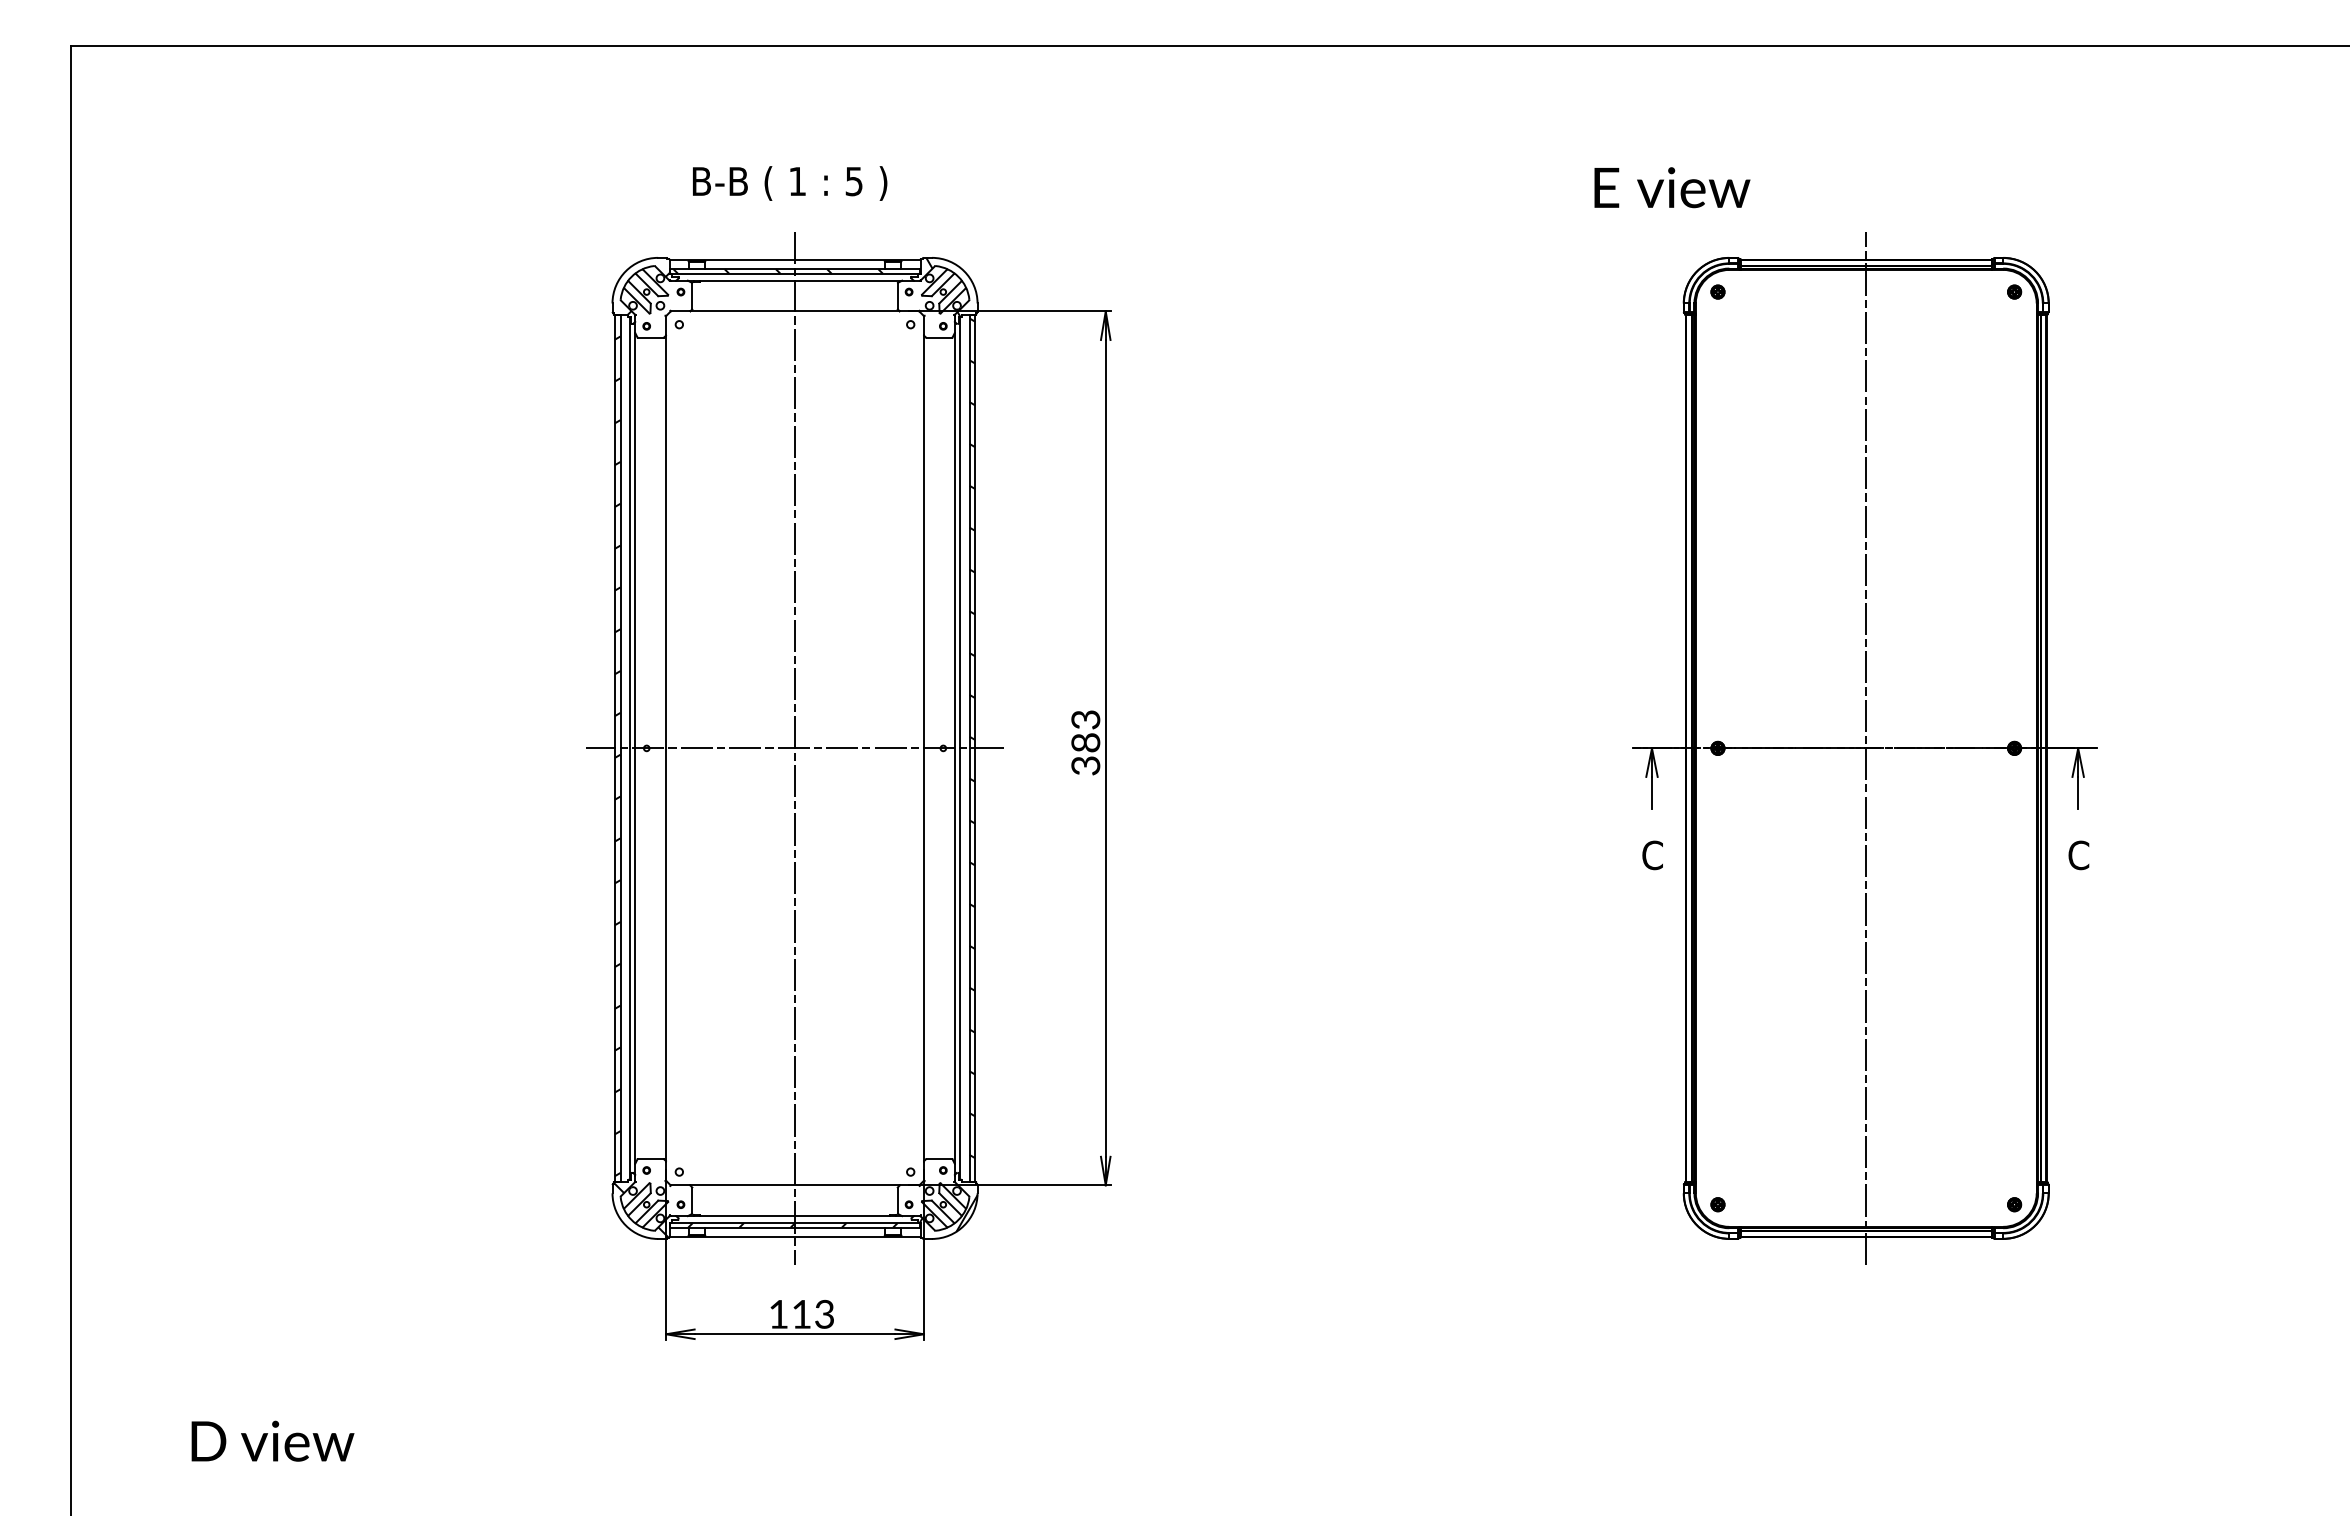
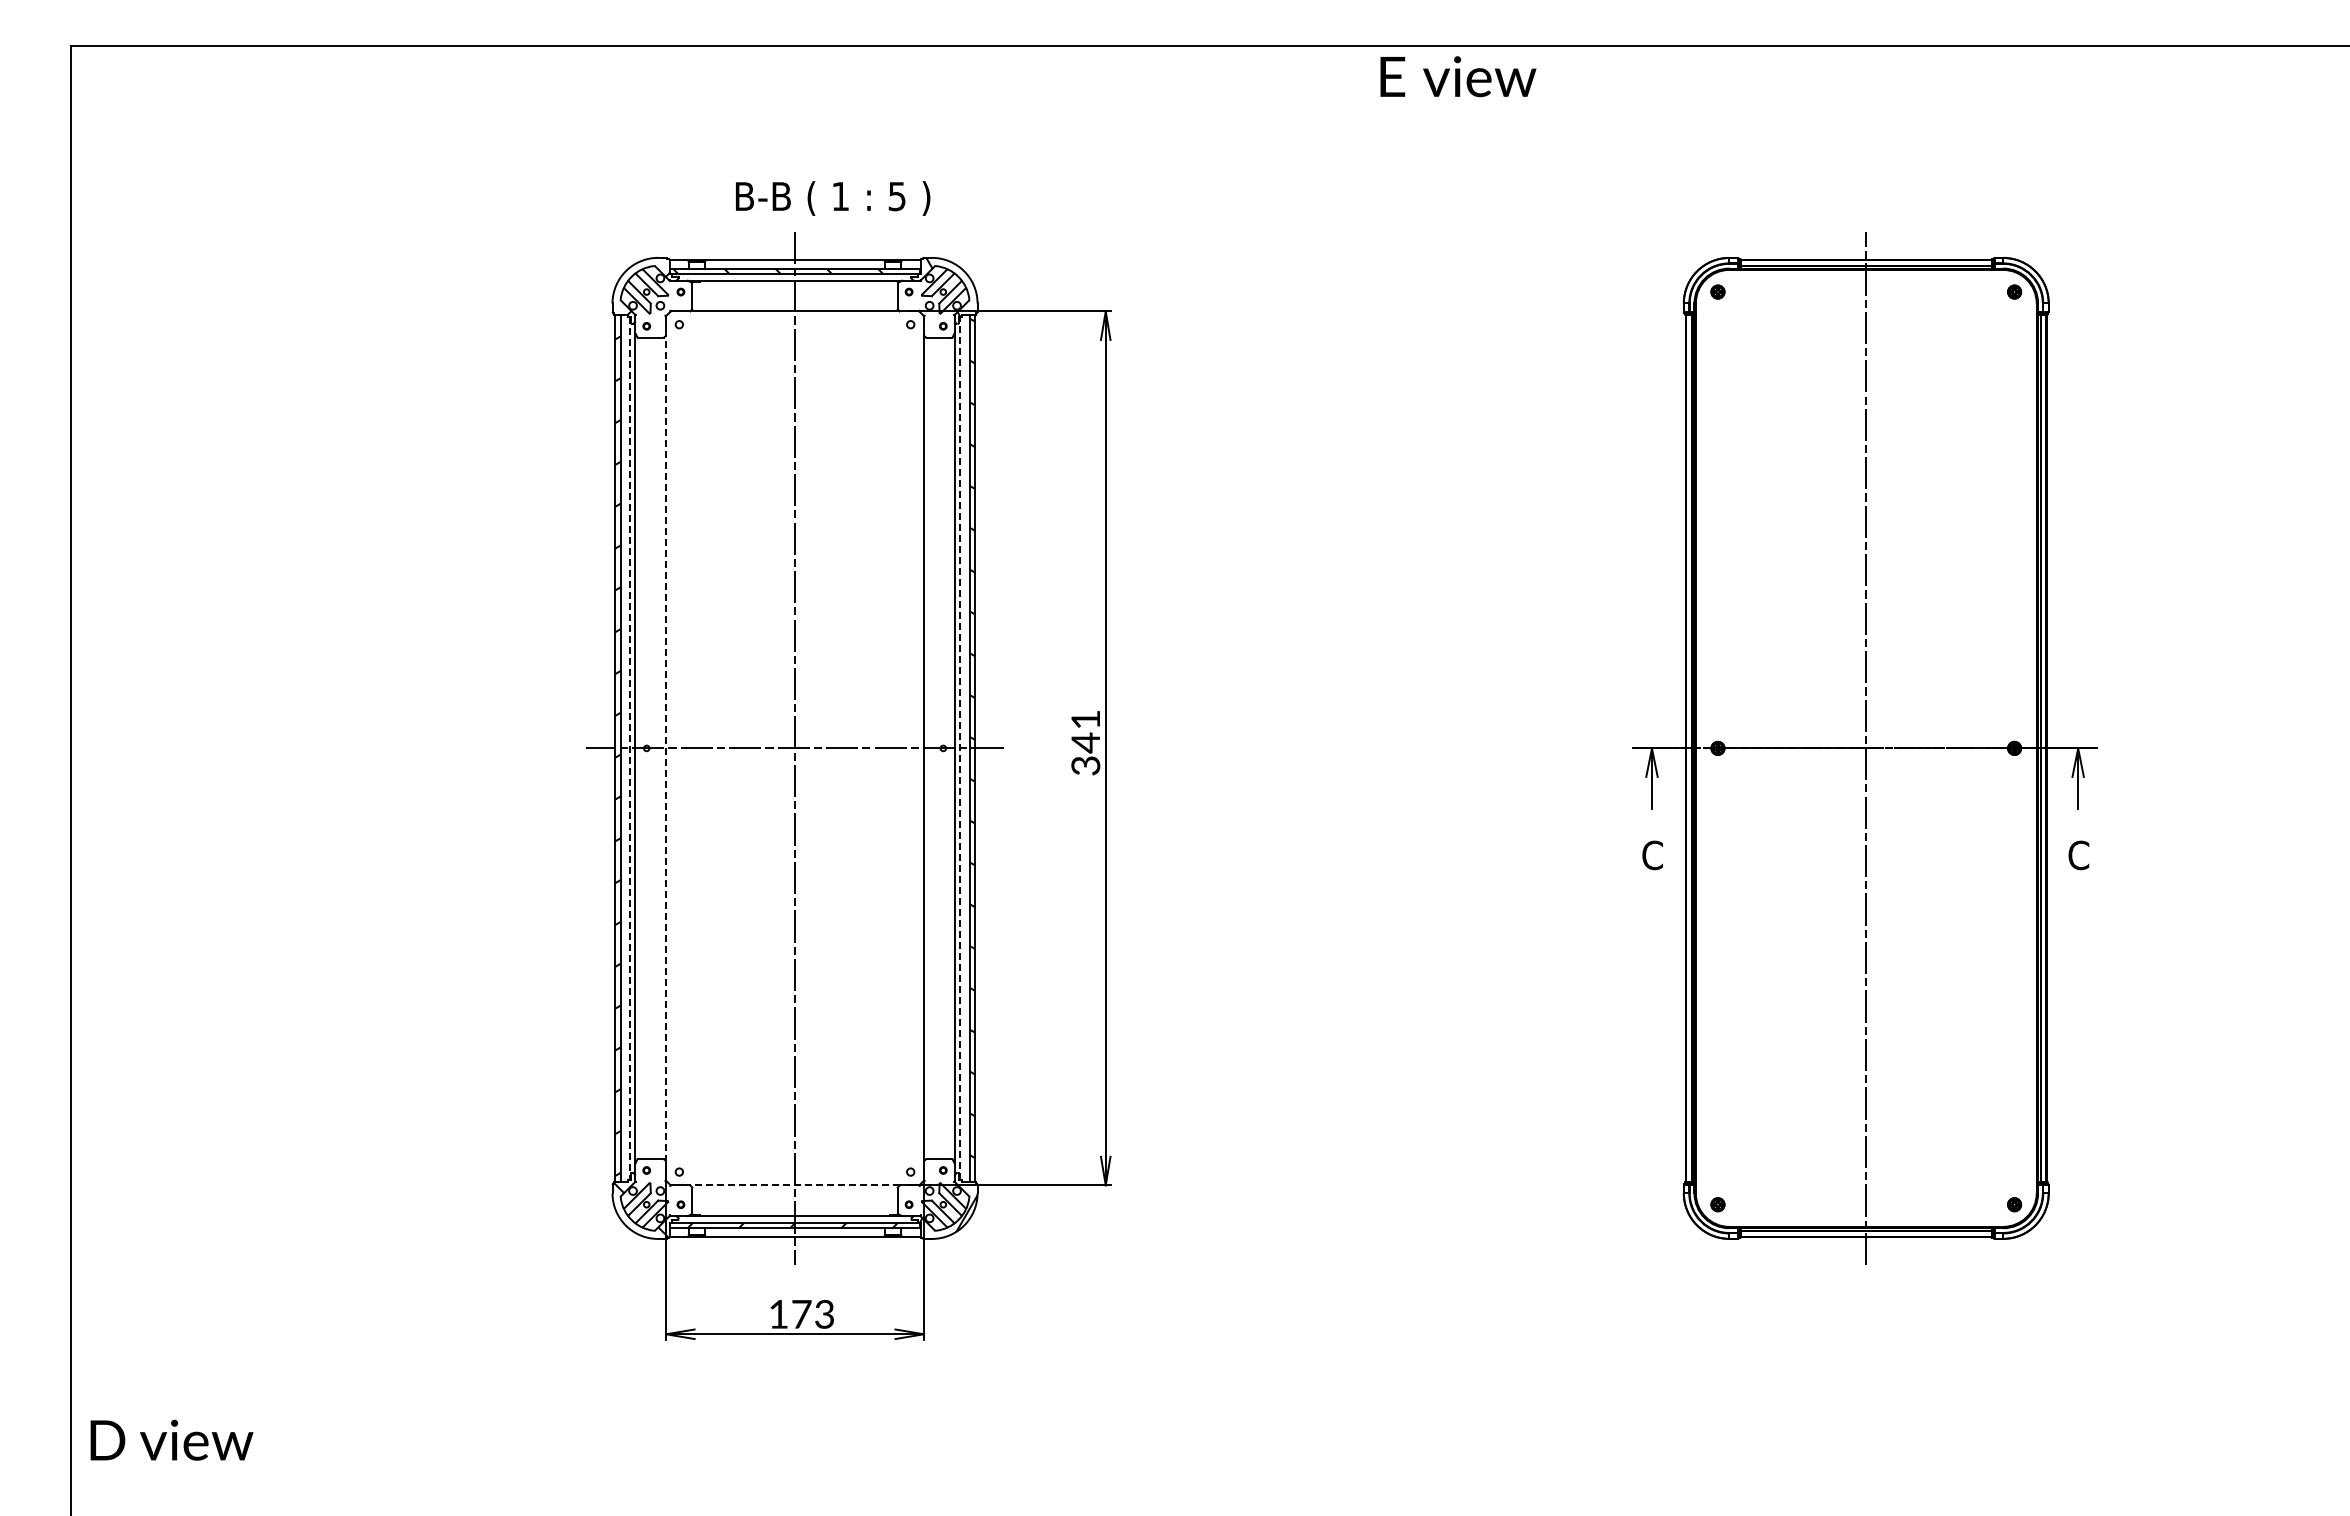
text position: (790, 183) -> (833, 198) (833, 198)
text position: (1672, 187) -> (1458, 76) (1458, 76)
text: 383 -> 341 (1085, 731)
line: solid -> dashed (666, 747)
line: solid -> dashed (960, 747)
line: solid -> dashed (629, 748)
line: solid -> dashed (794, 1185)
text: 113 -> 173 (801, 1314)
text position: (272, 1440) -> (171, 1439) (171, 1439)
